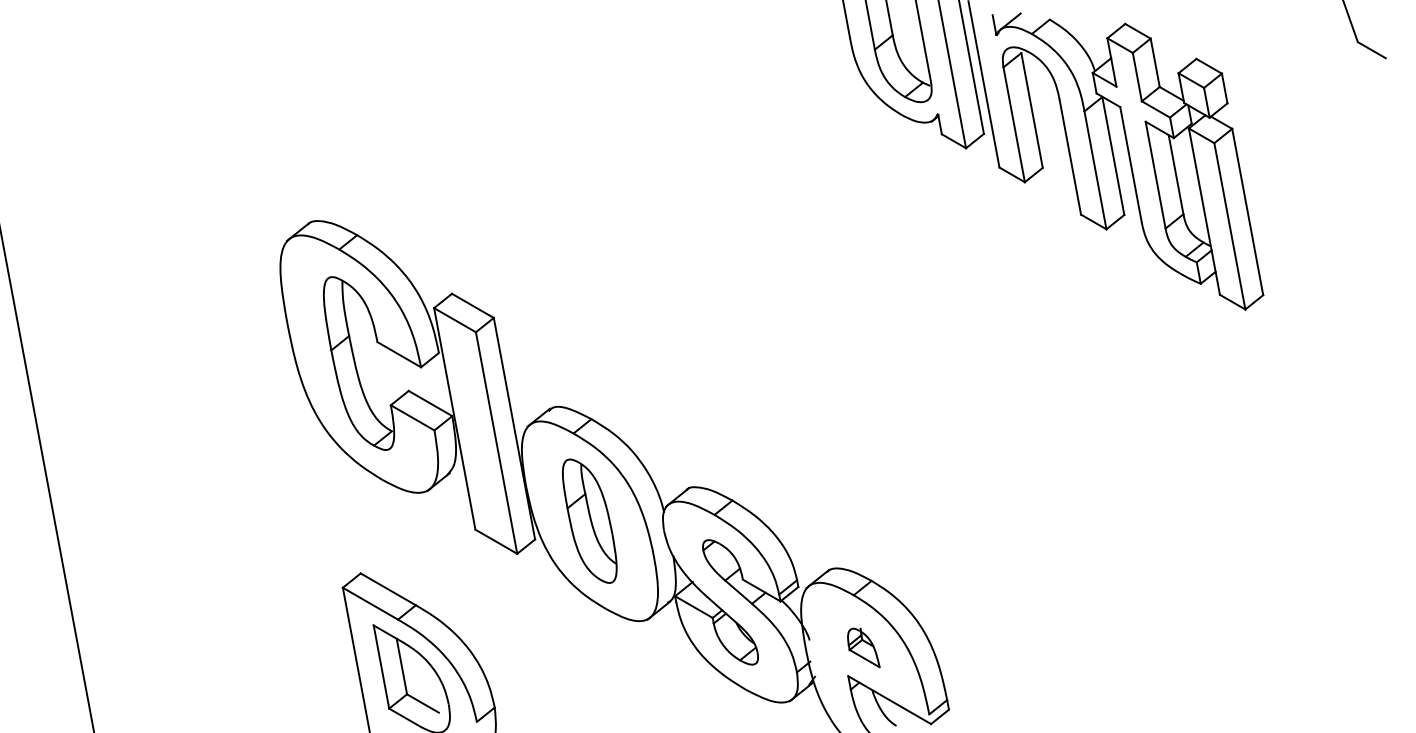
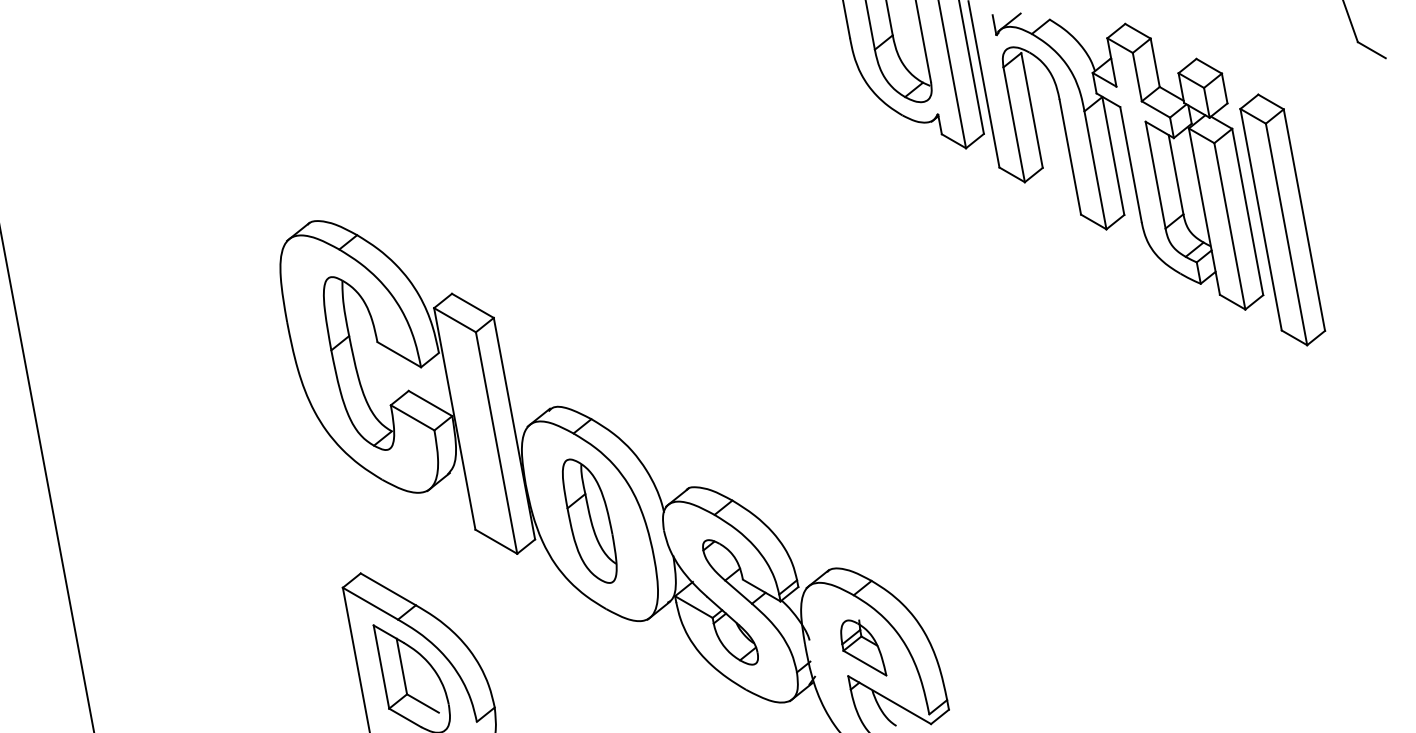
part: none -> present (1282, 219)
part size: 34x42 px -> 48x58 px (863, 647)
